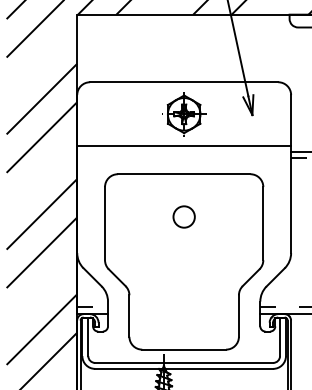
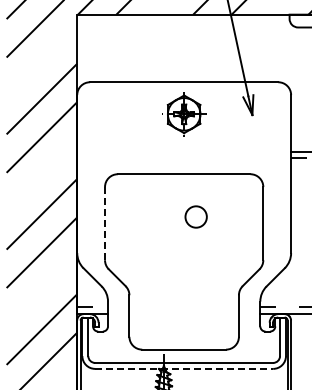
line: present -> none (184, 146)
circle position: (183, 216) -> (195, 216) (195, 216)
line: solid -> dashed (105, 223)
line: solid -> dashed (184, 368)
